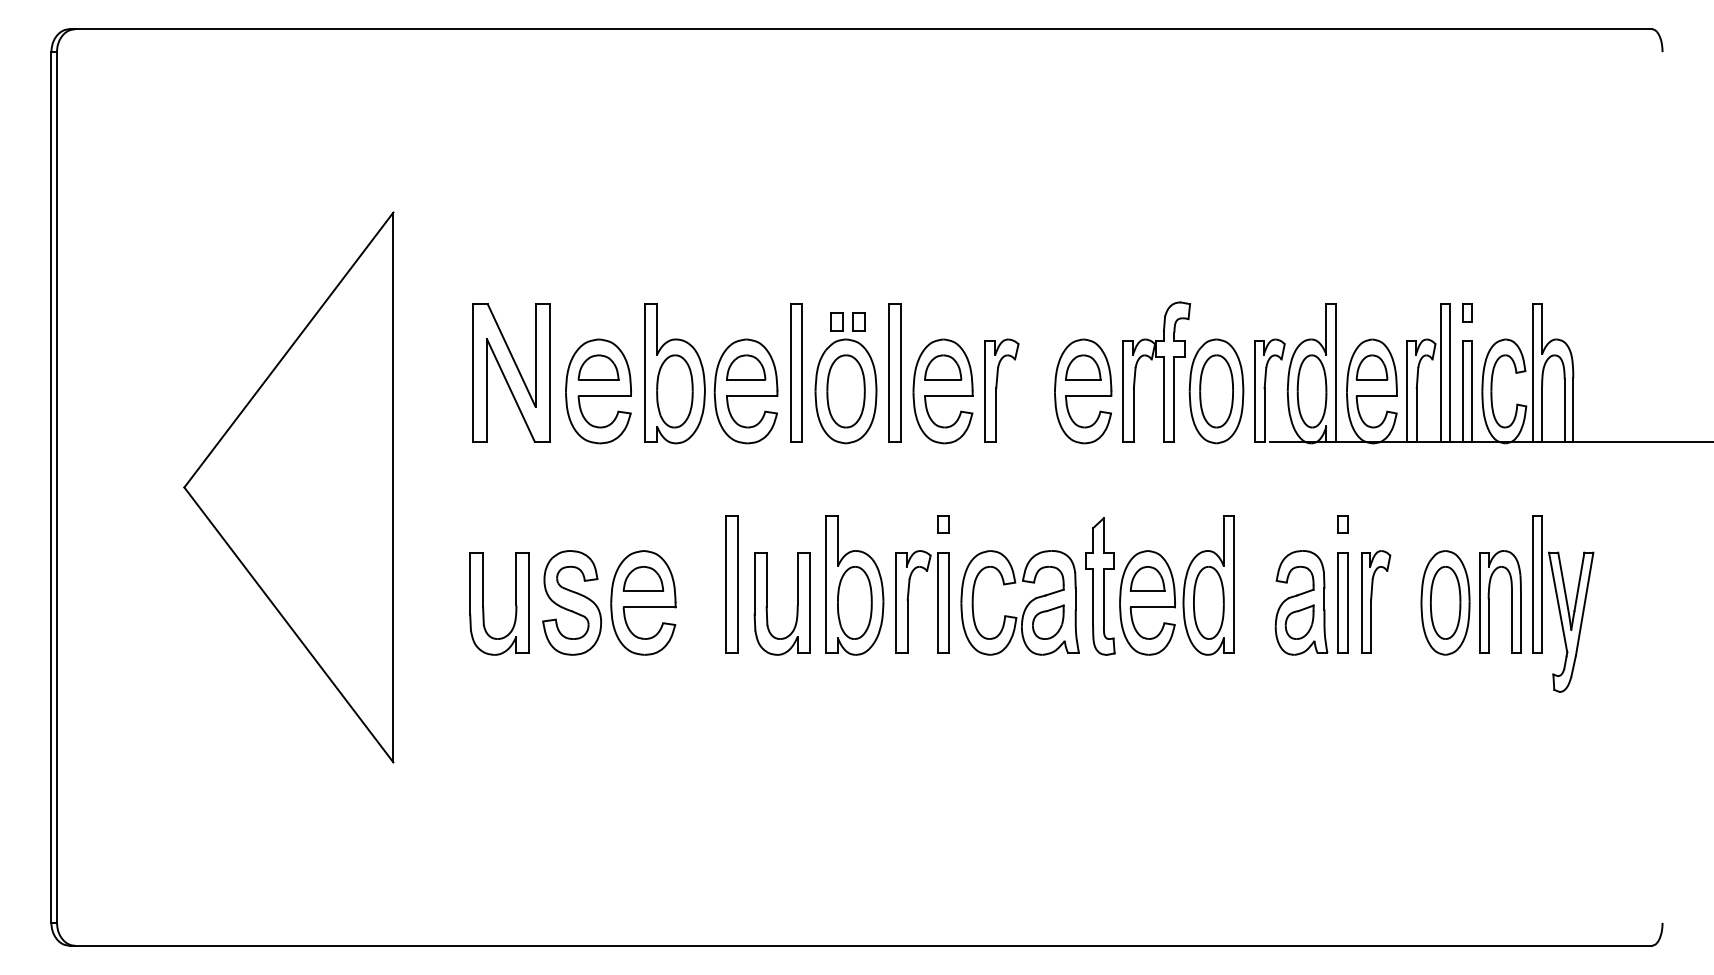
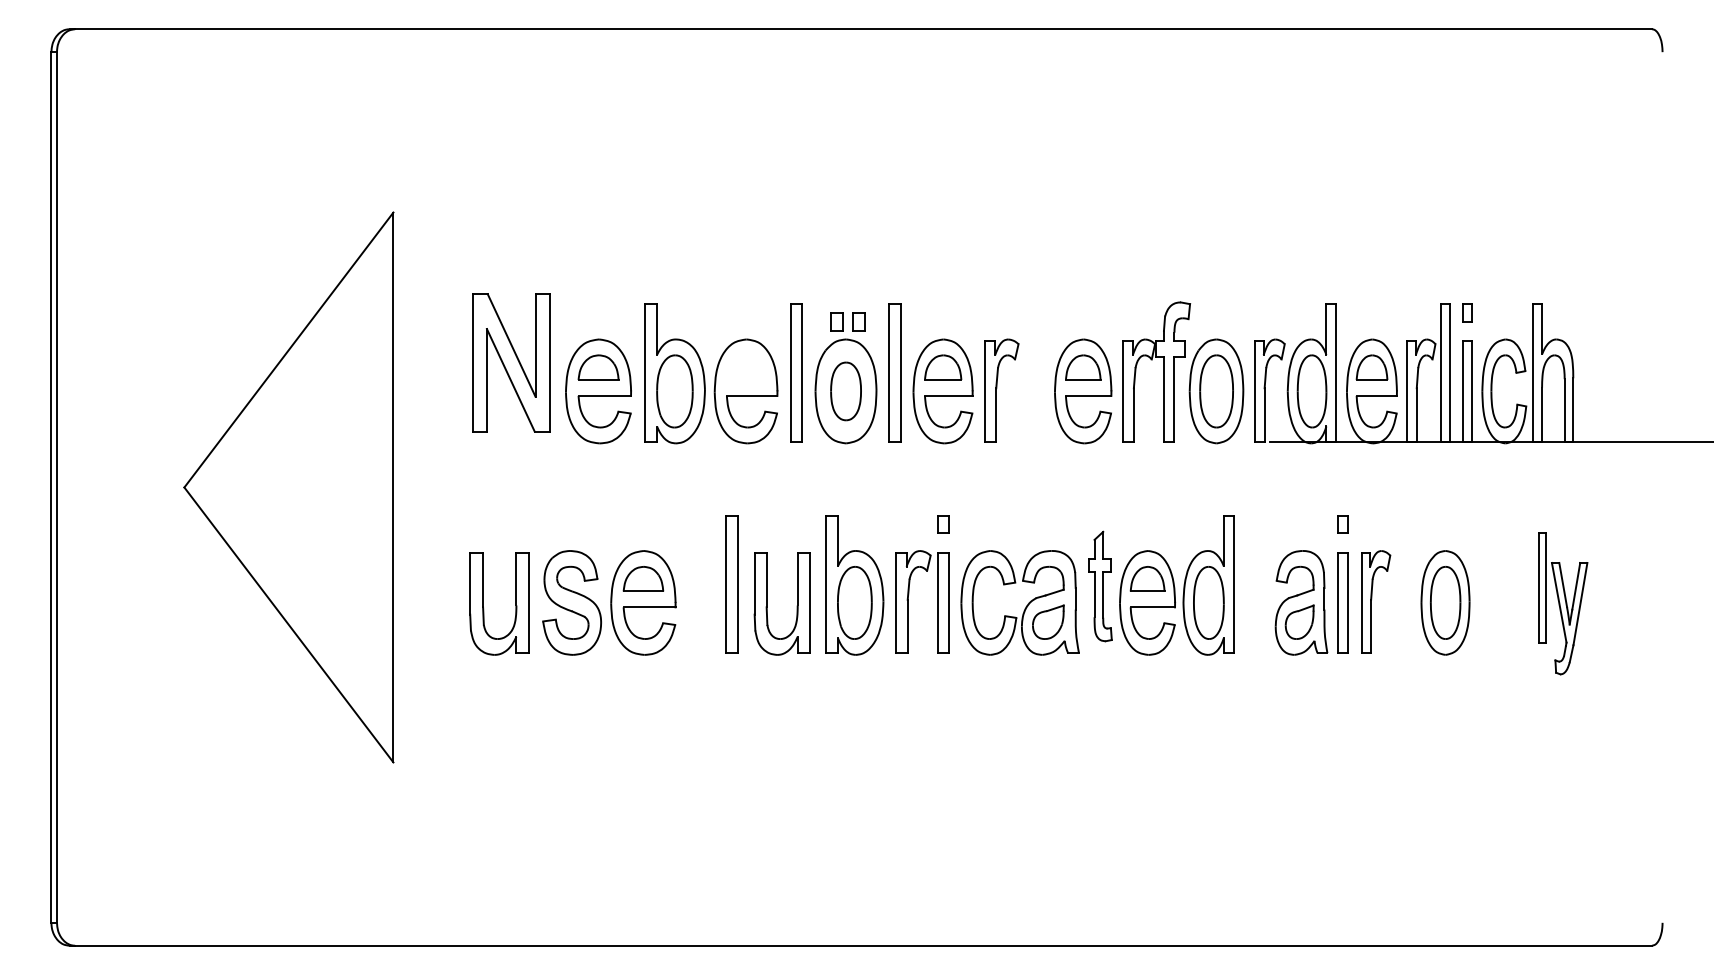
part: present -> none (746, 367)
part position: (511, 372) -> (511, 362) (511, 362)
part size: 40x75 px -> 32x61 px (845, 391)
part size: 31x139 px -> 25x113 px (1100, 586)
part: present -> none (1489, 601)
part size: 63x178 px -> 51x144 px (1563, 603)
